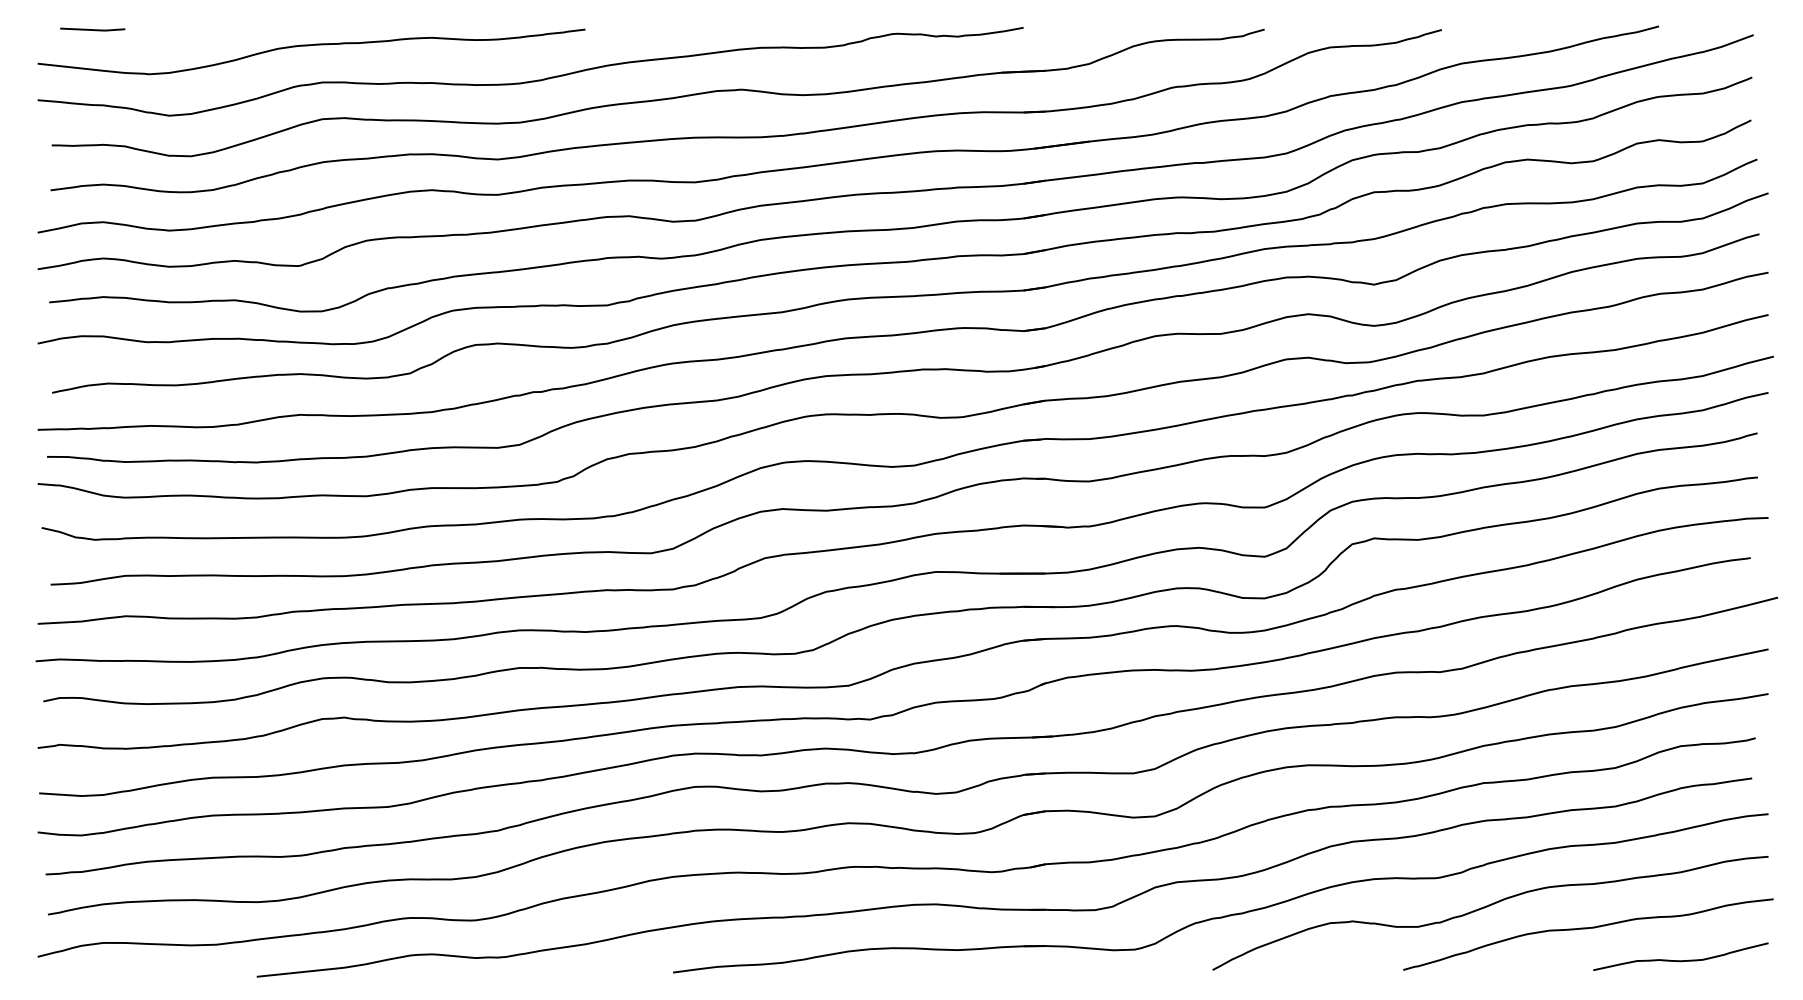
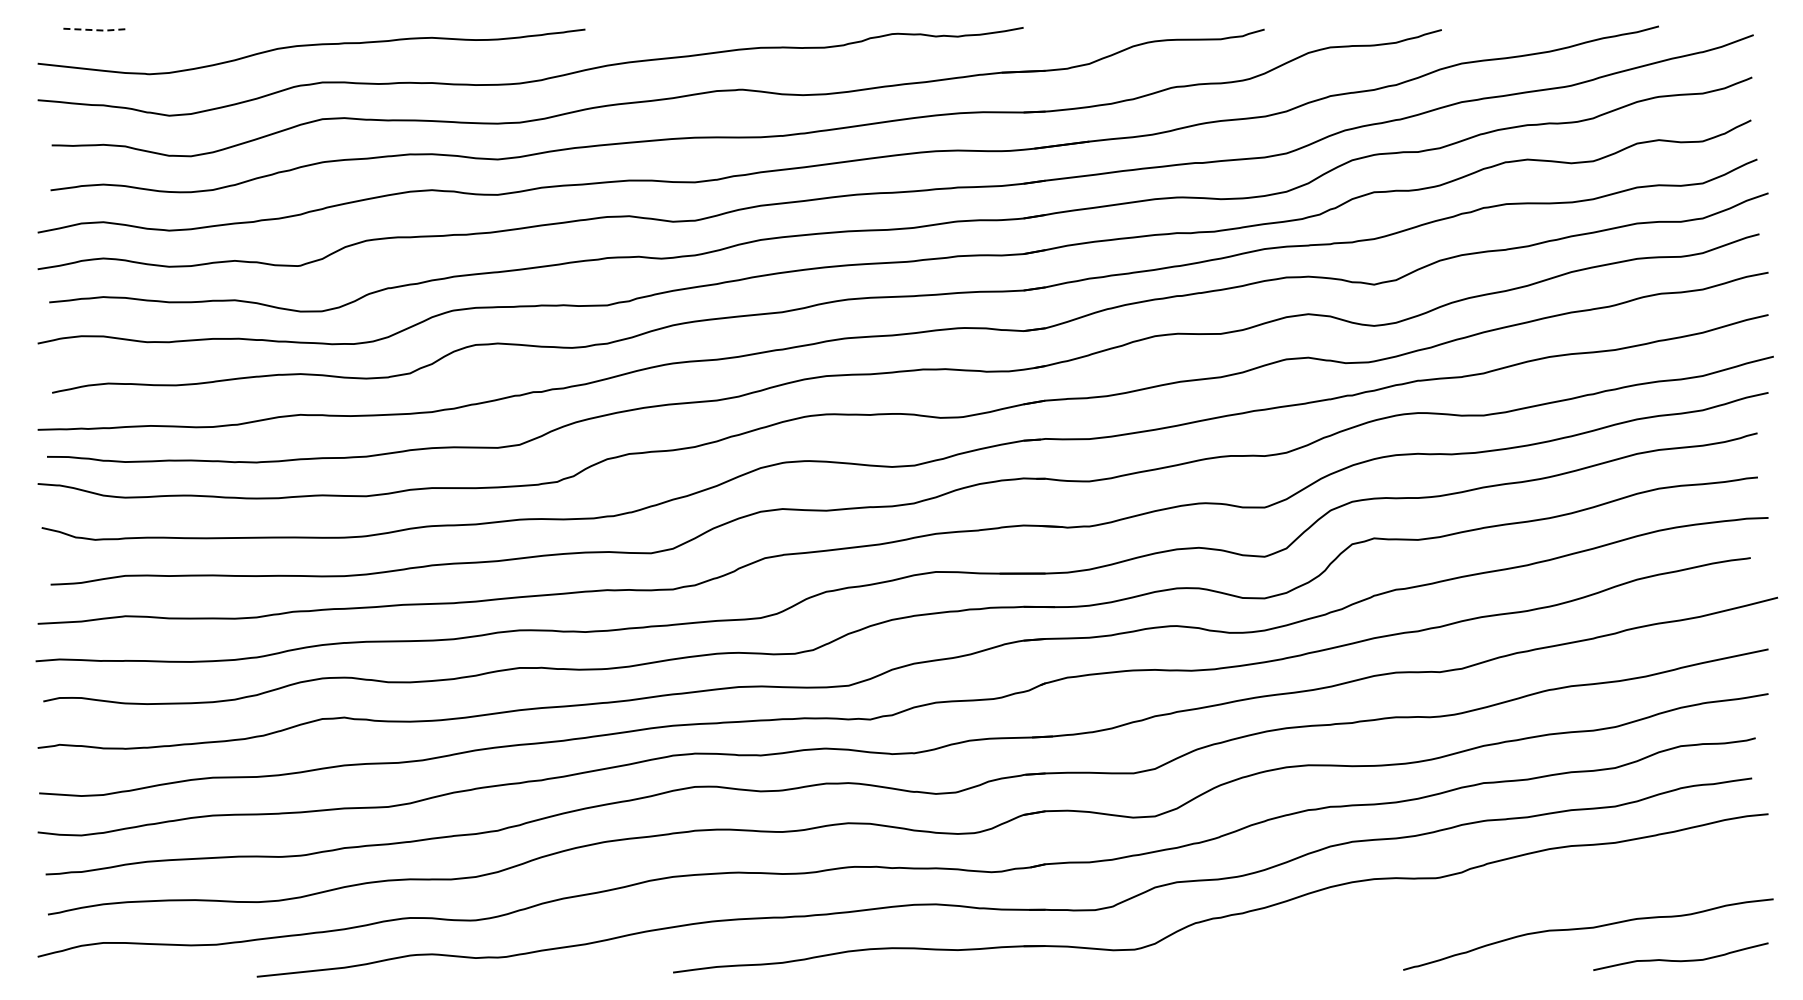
line: solid -> dashed (93, 30)
curve: present -> none (1487, 907)
